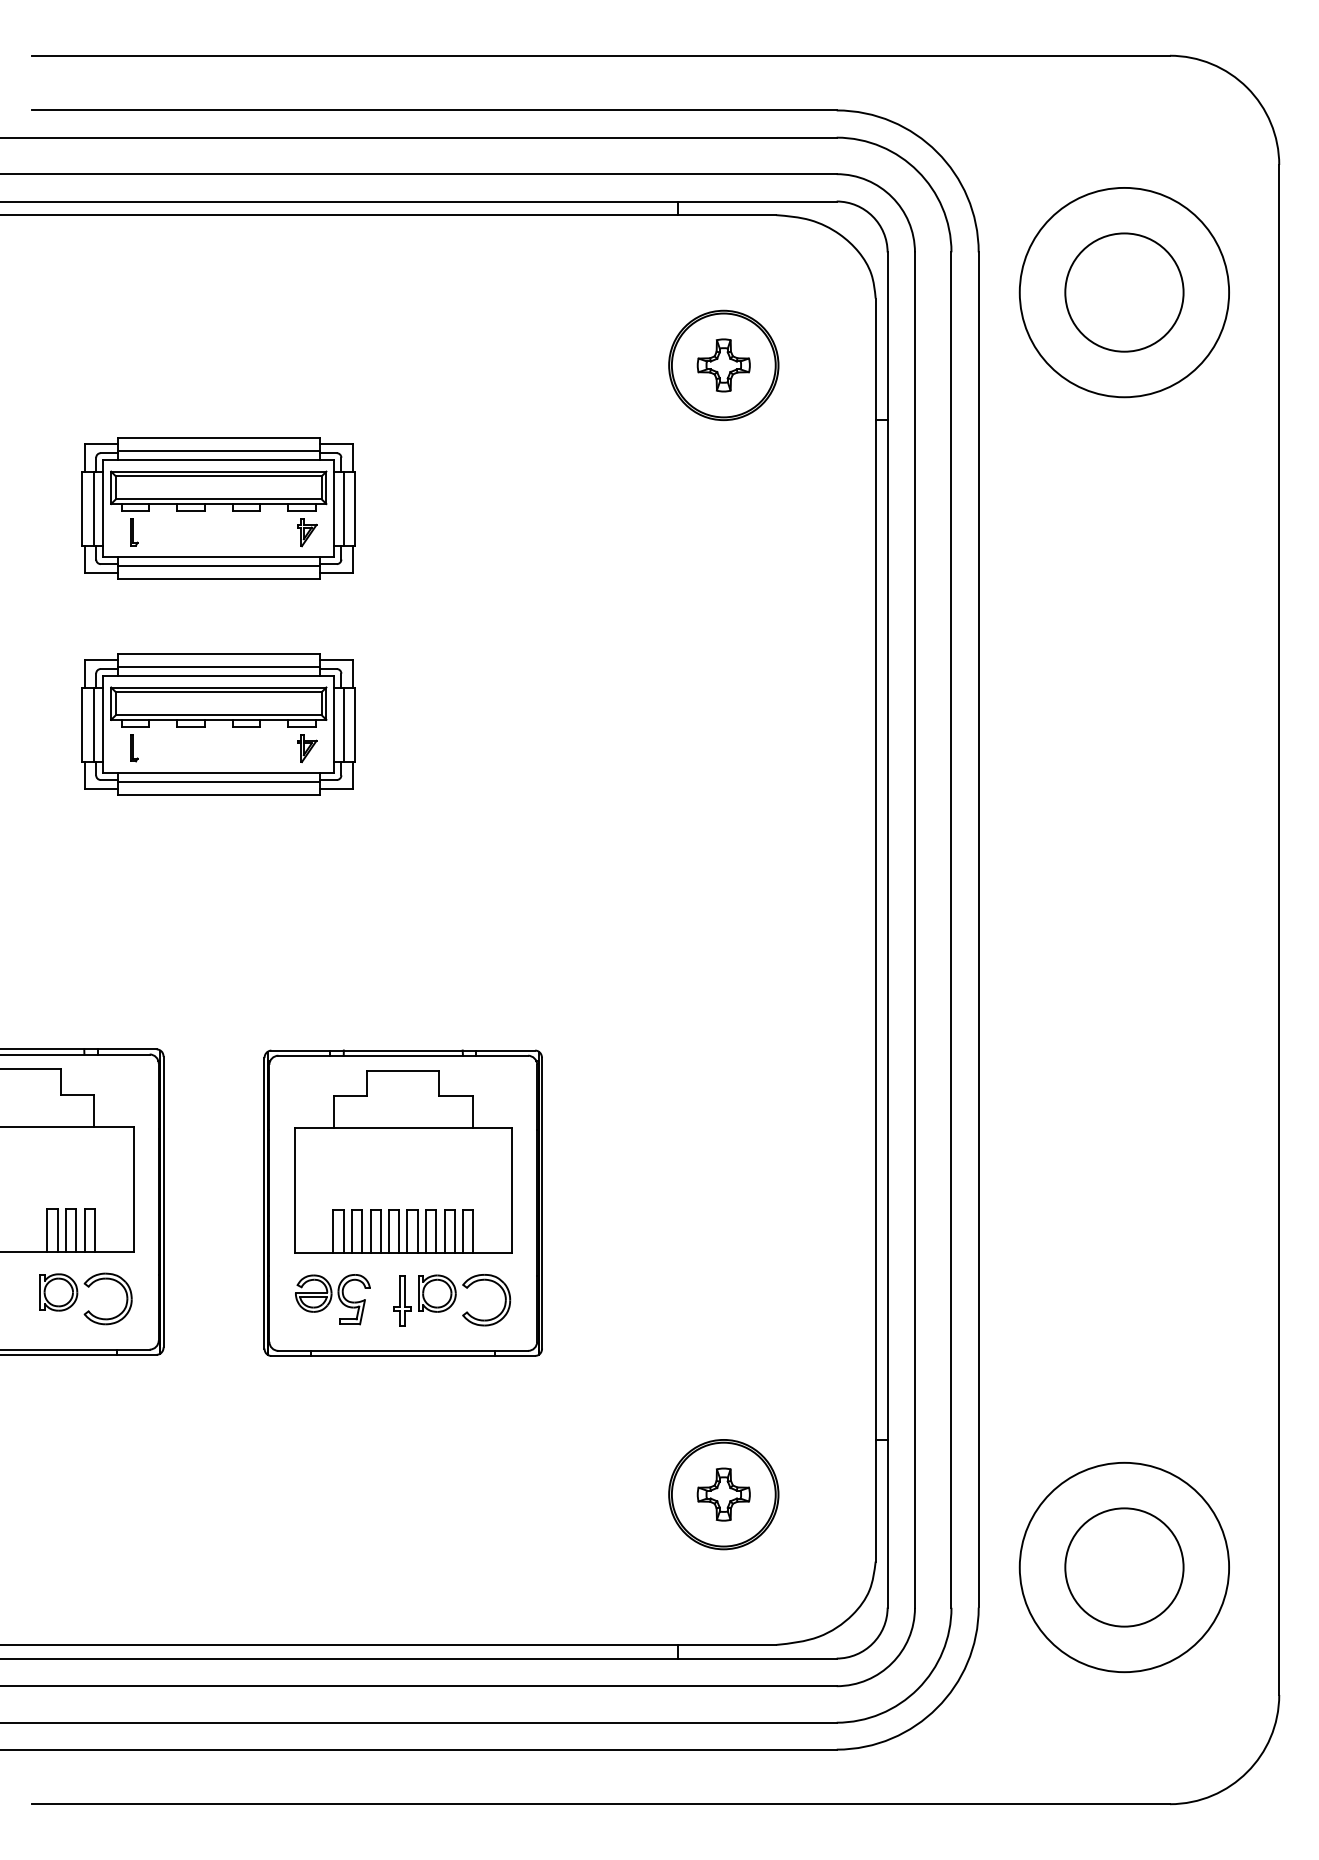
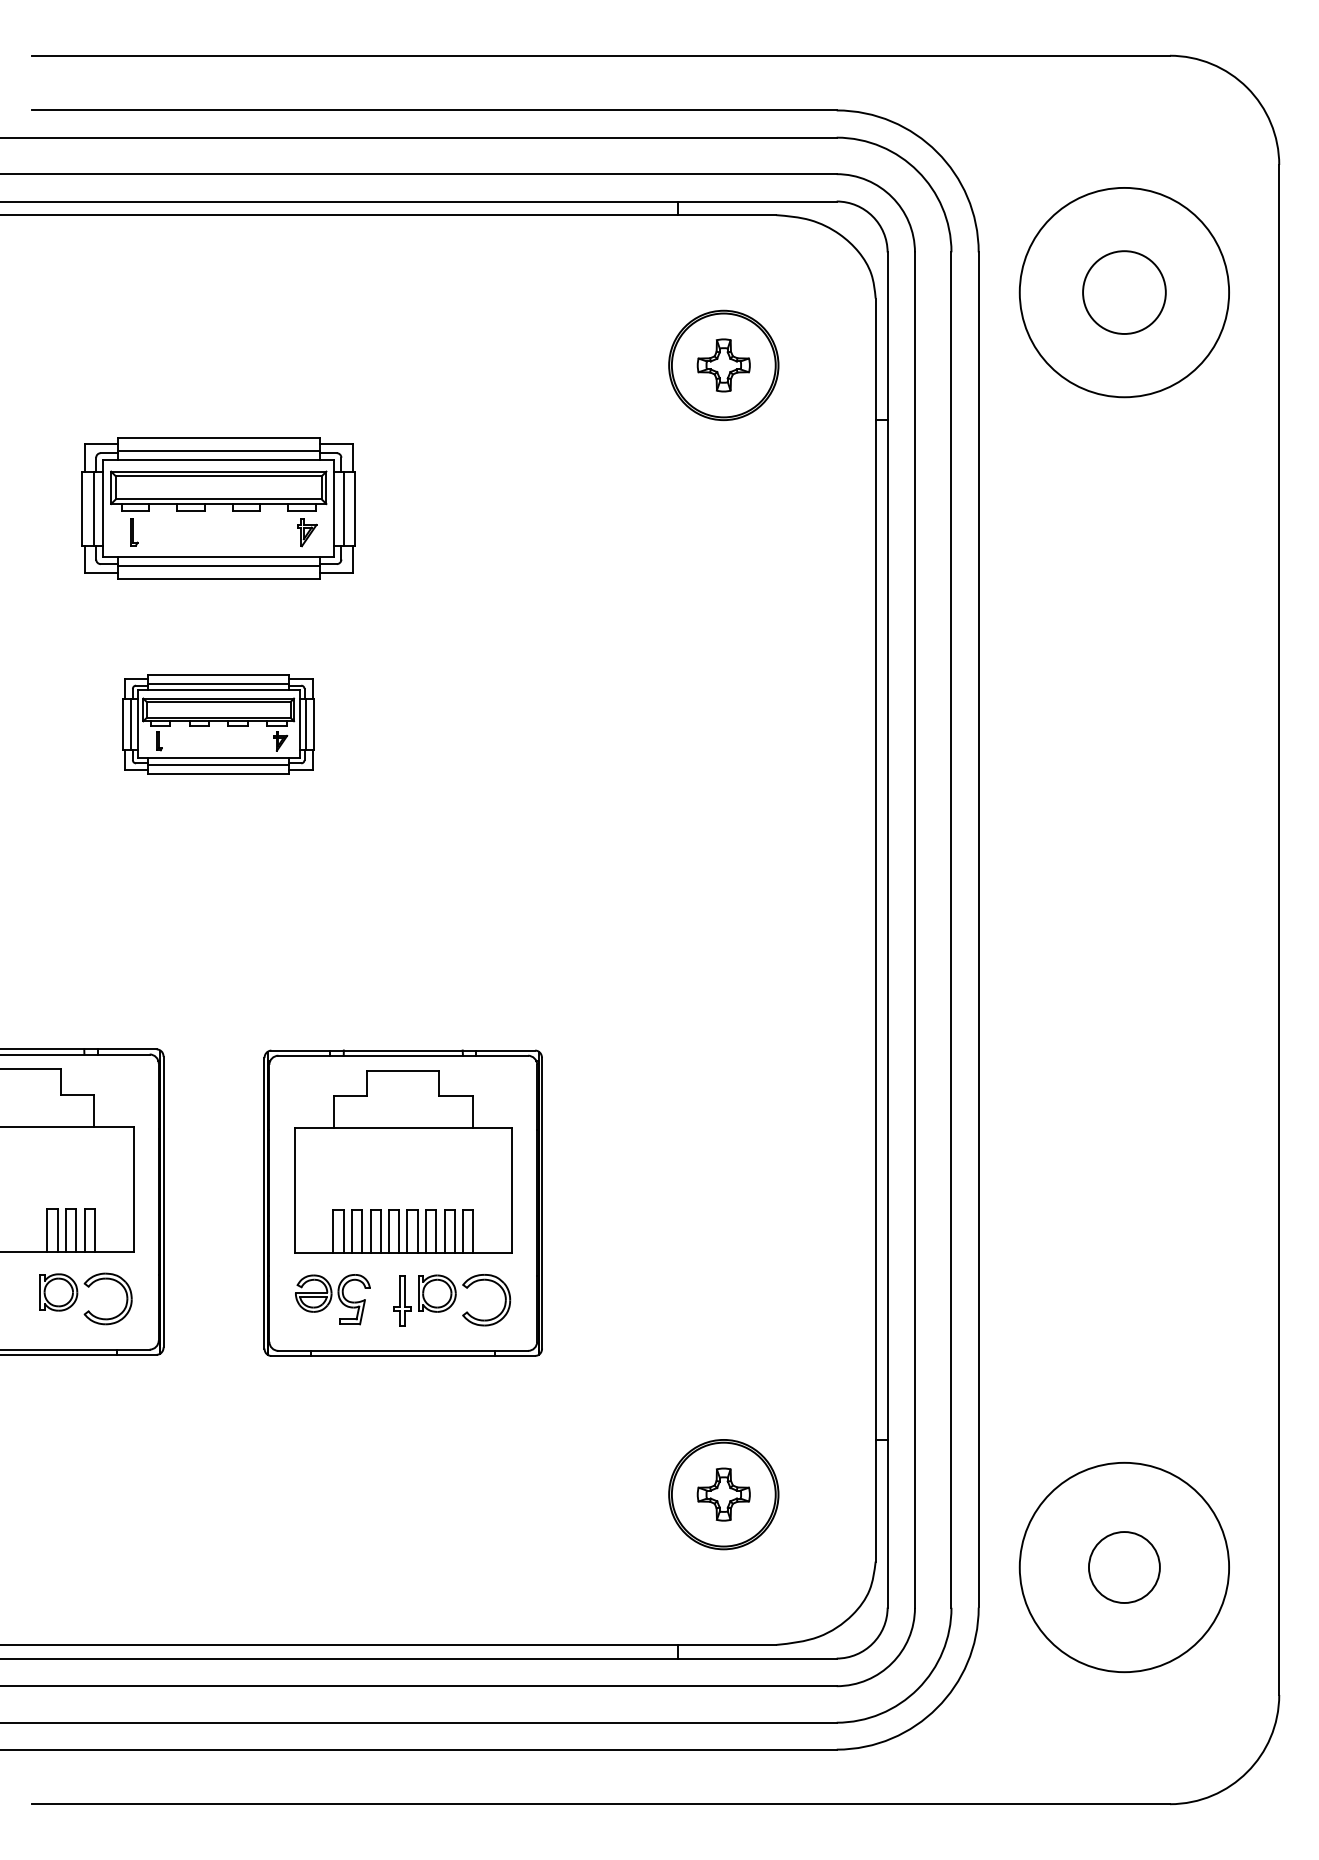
circle diameter: 118 px -> 83 px (1124, 292)
part size: 275x143 px -> 193x101 px (218, 724)
circle diameter: 118 px -> 71 px (1123, 1567)
